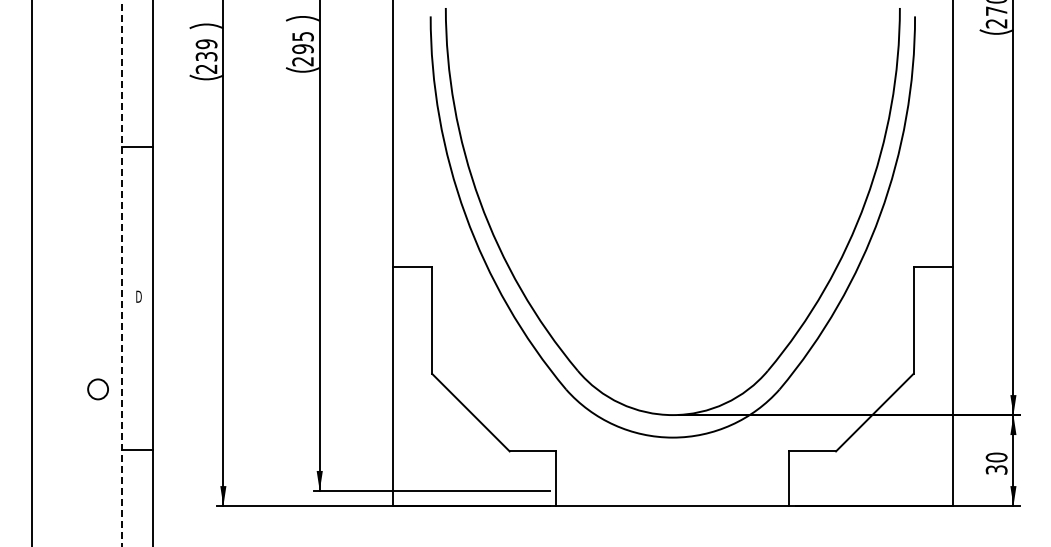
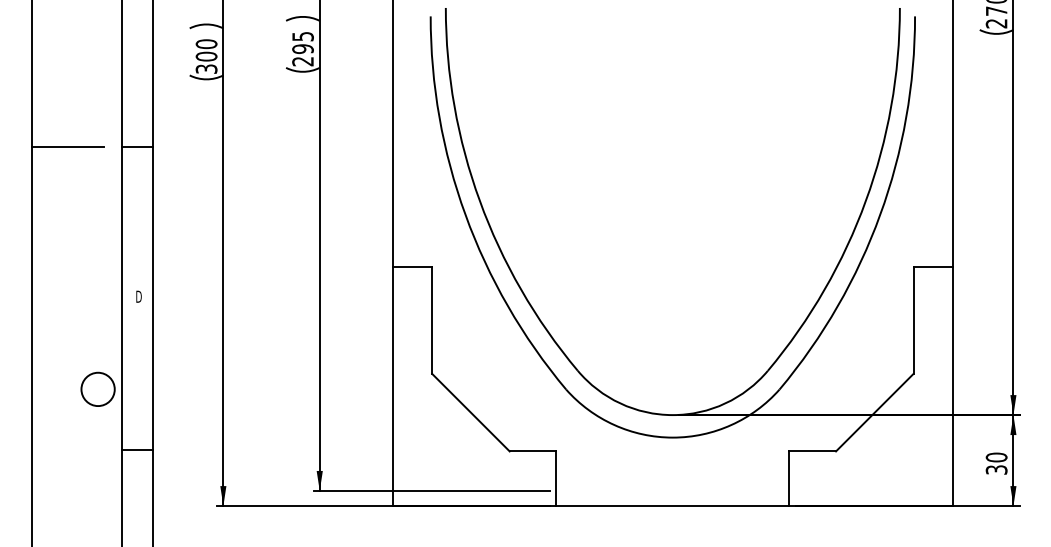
text: 239 -> 300 (206, 56)
line: none -> present (67, 147)
line: dashed -> solid (122, 273)
circle diameter: 20 px -> 33 px (97, 389)
